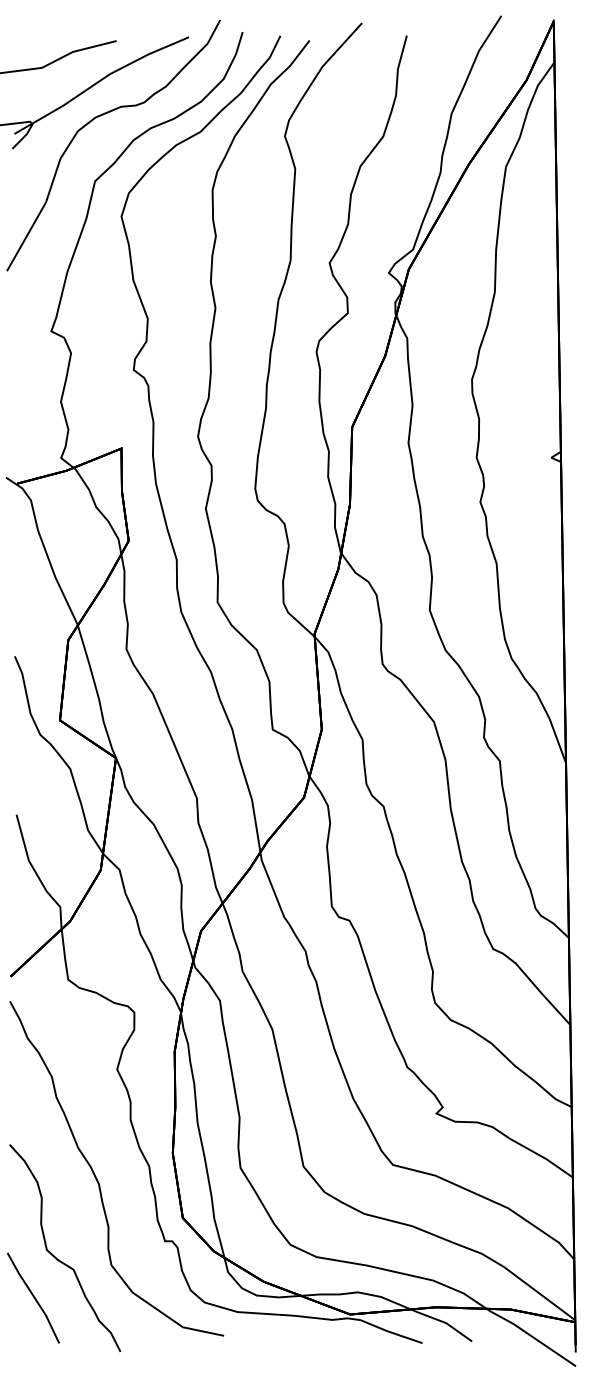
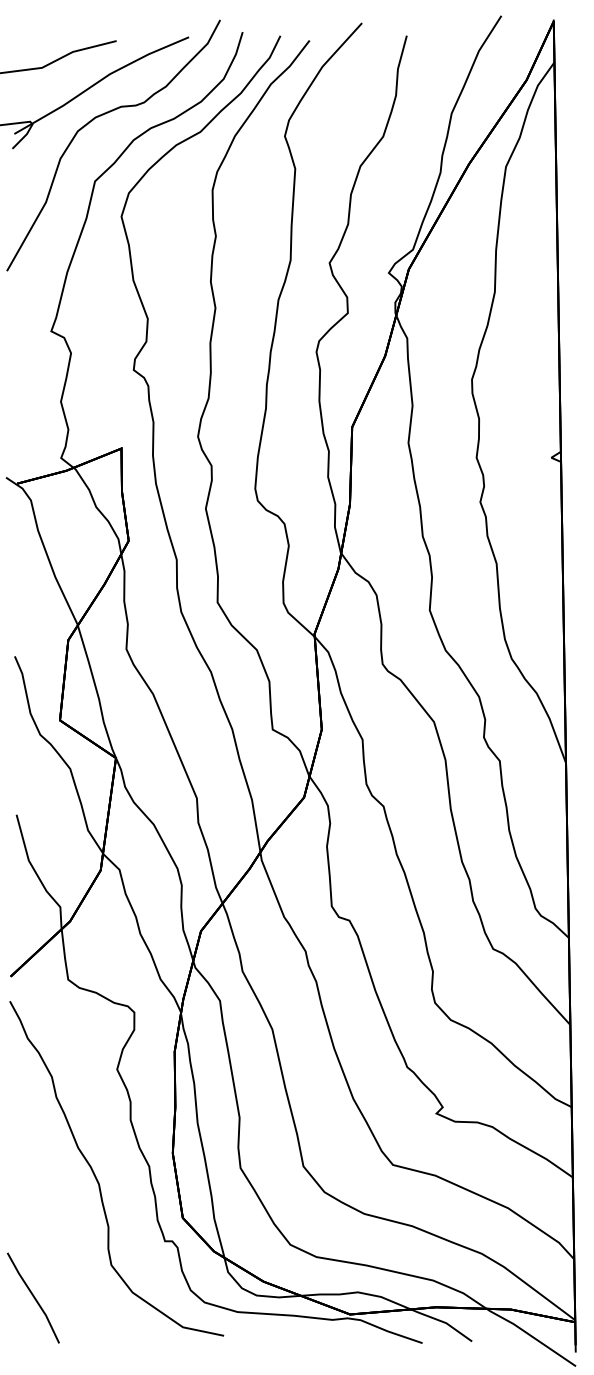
part: present -> none (59, 1259)
